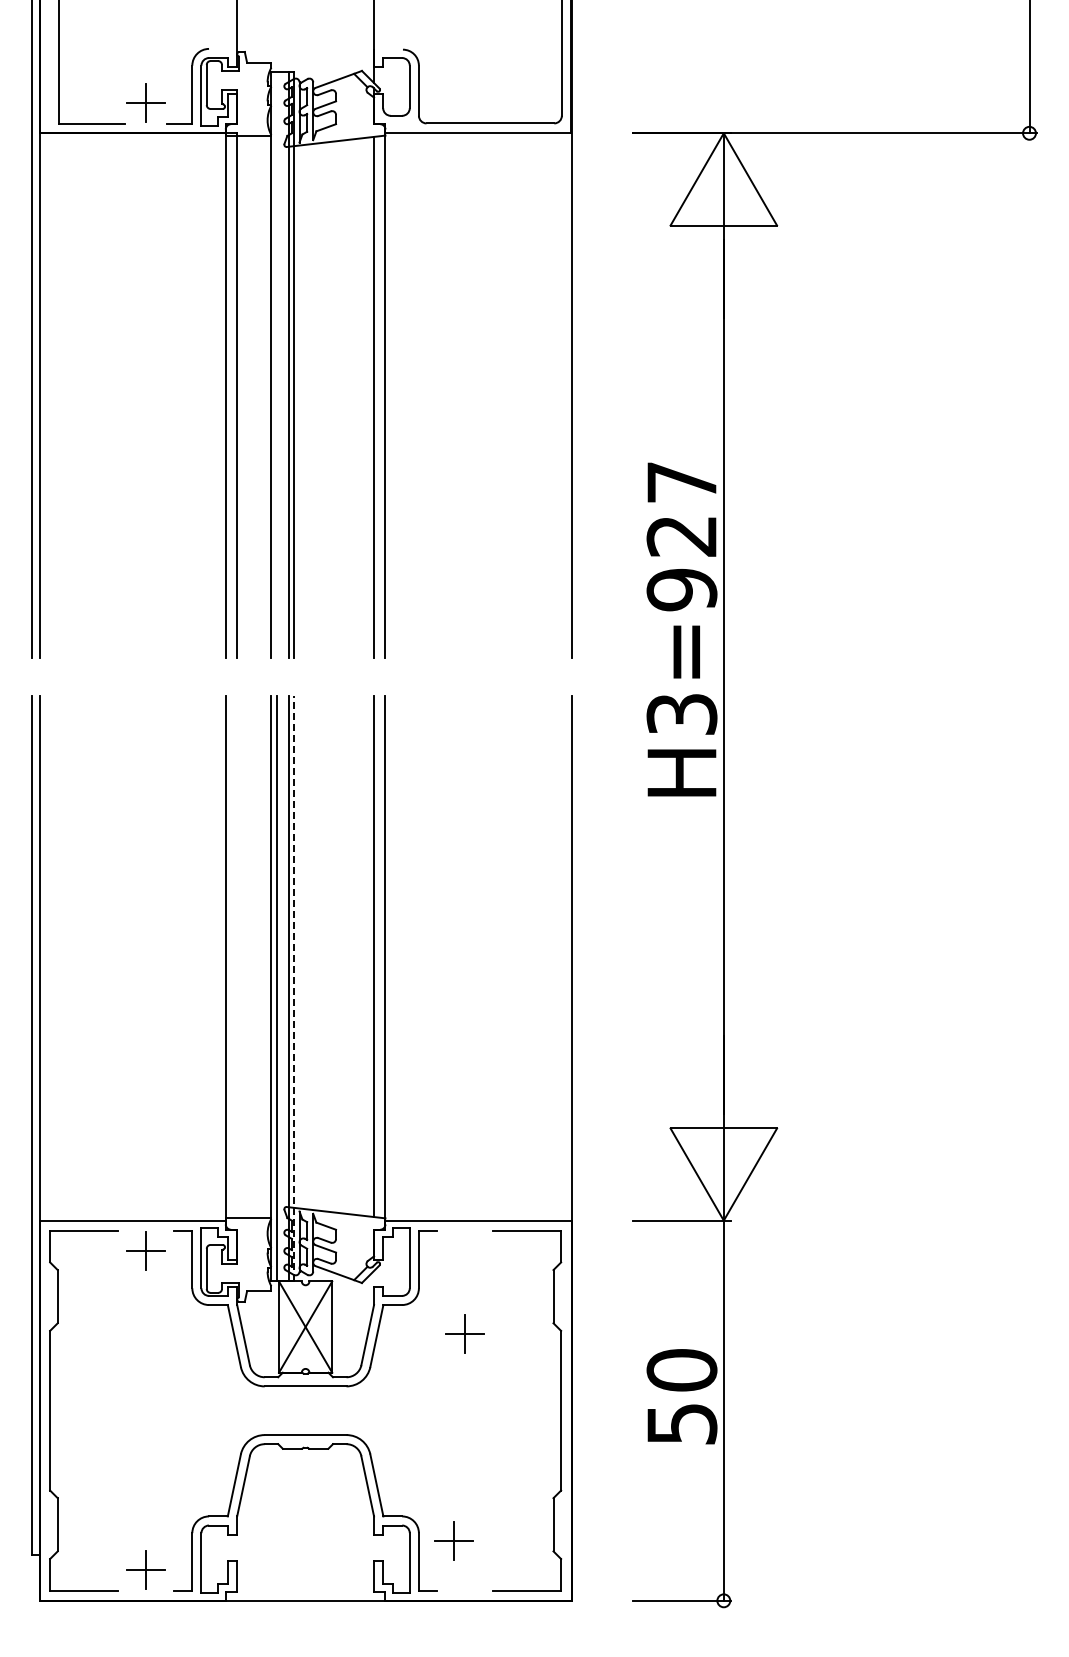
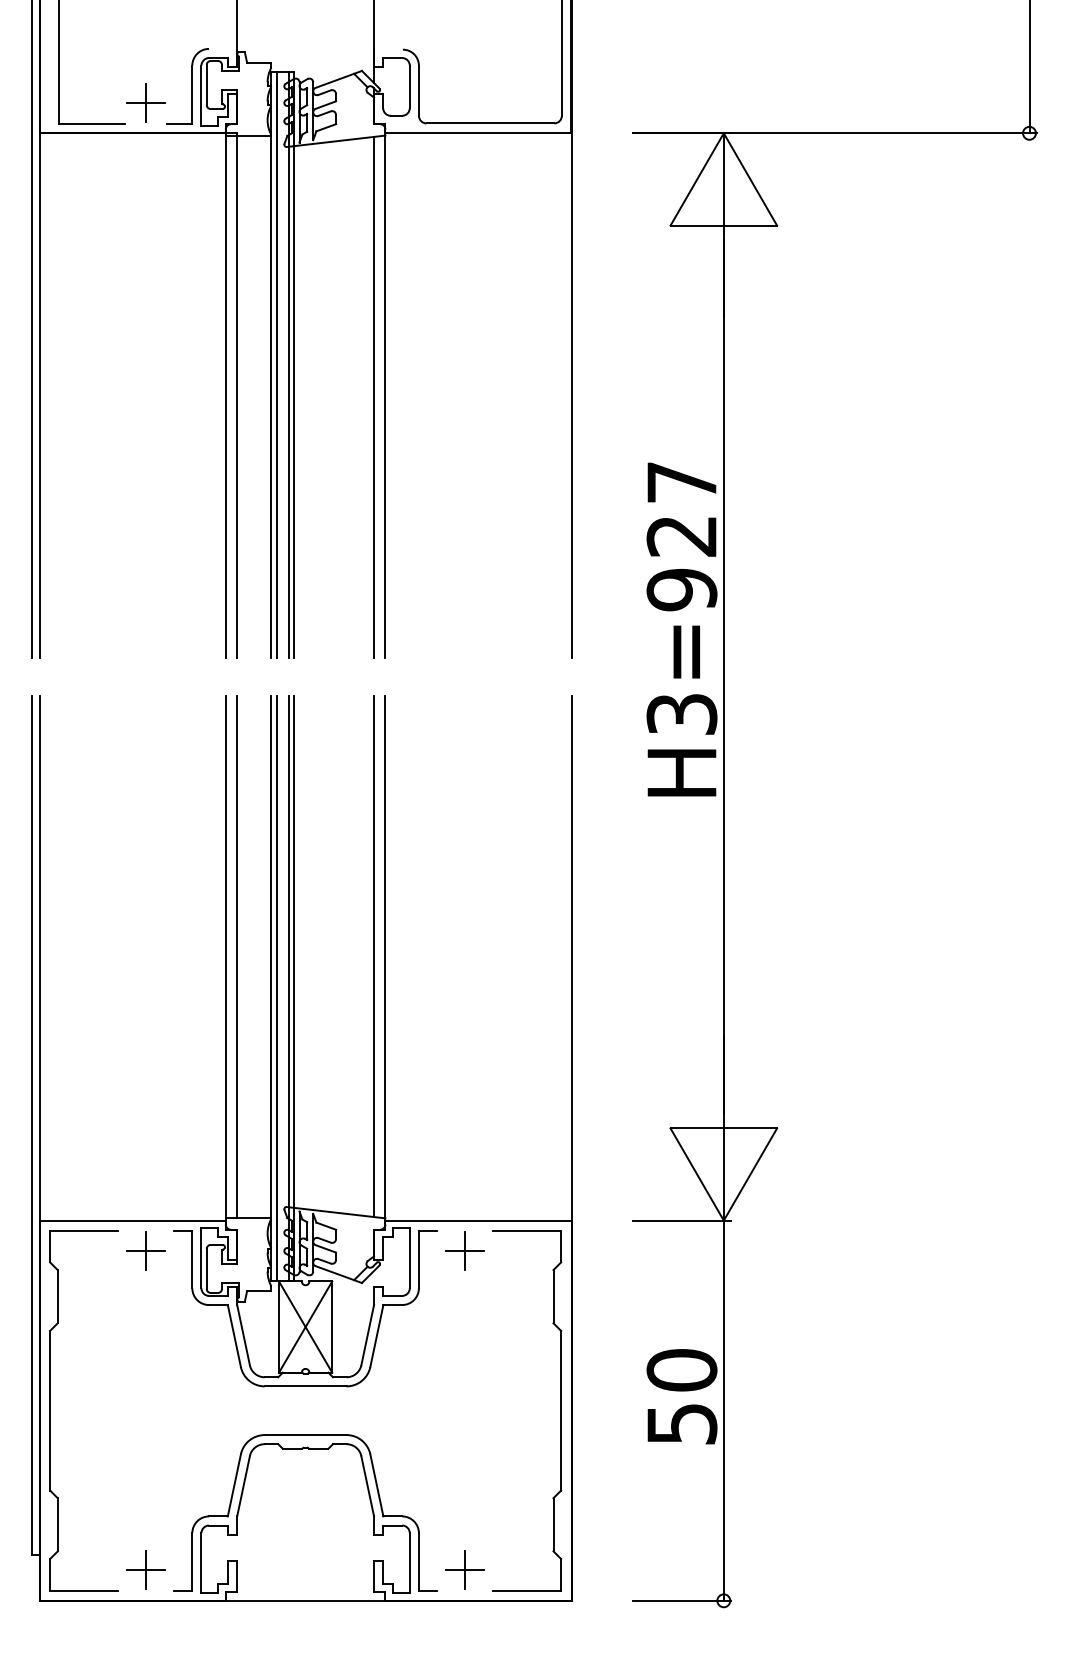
line: none -> present (276, 364)
line: none -> present (237, 956)
line: dashed -> solid (294, 988)
part position: (464, 1333) -> (464, 1250) (464, 1250)
part position: (453, 1540) -> (464, 1569) (464, 1569)
